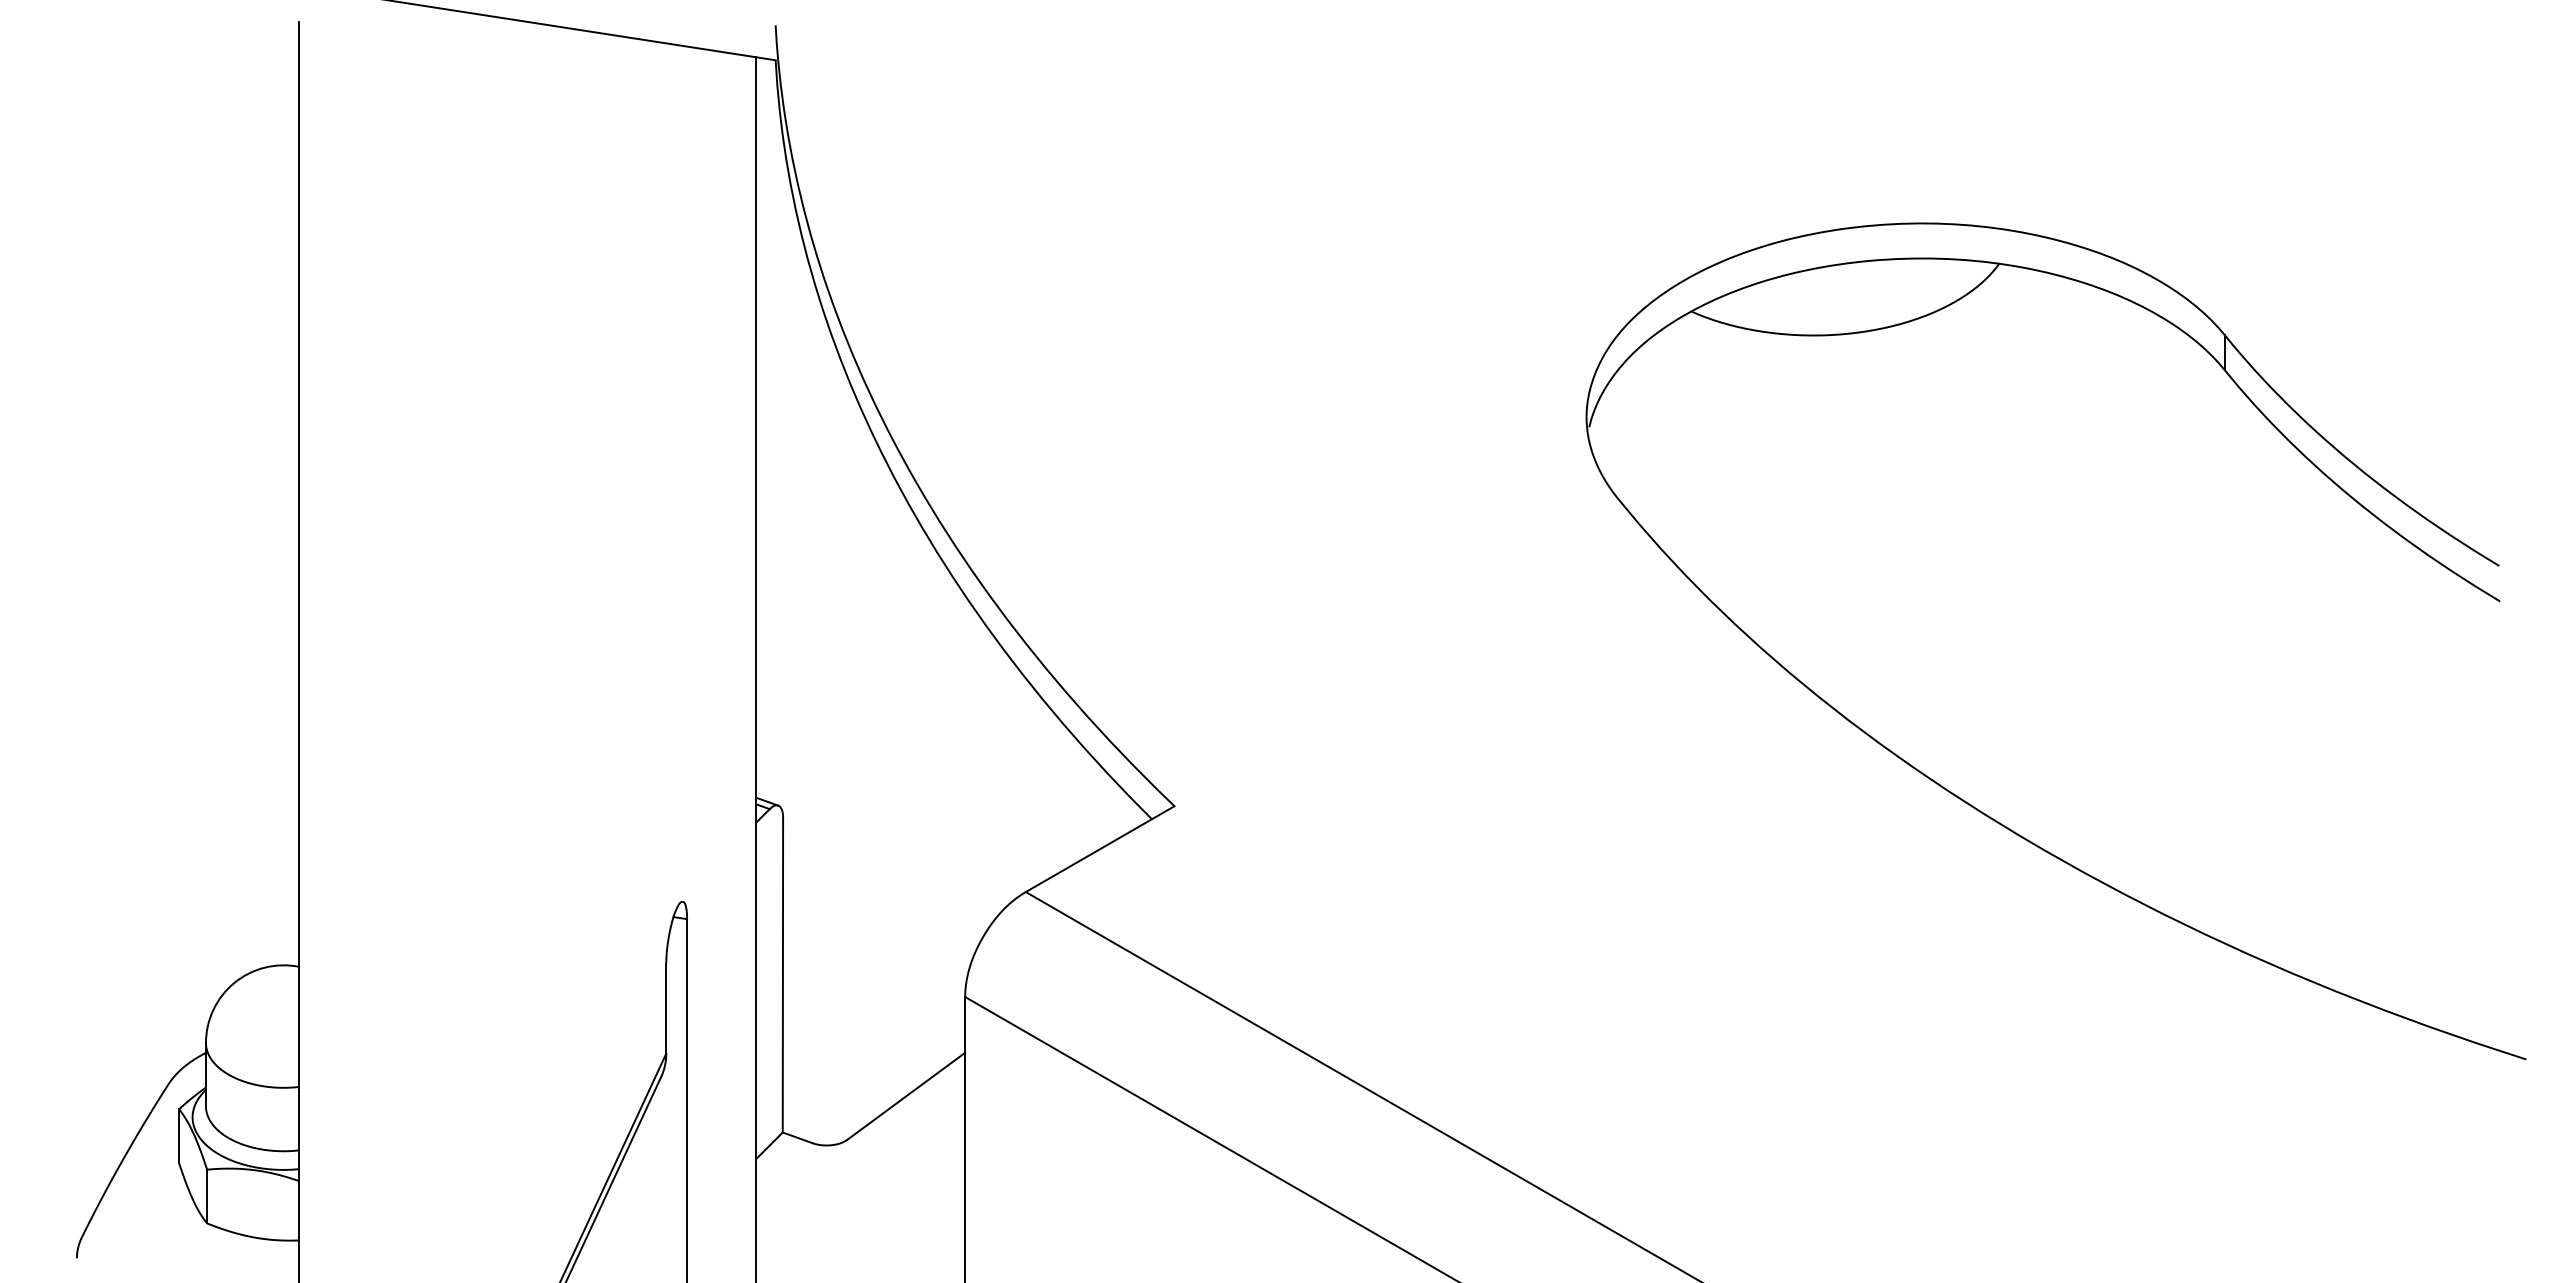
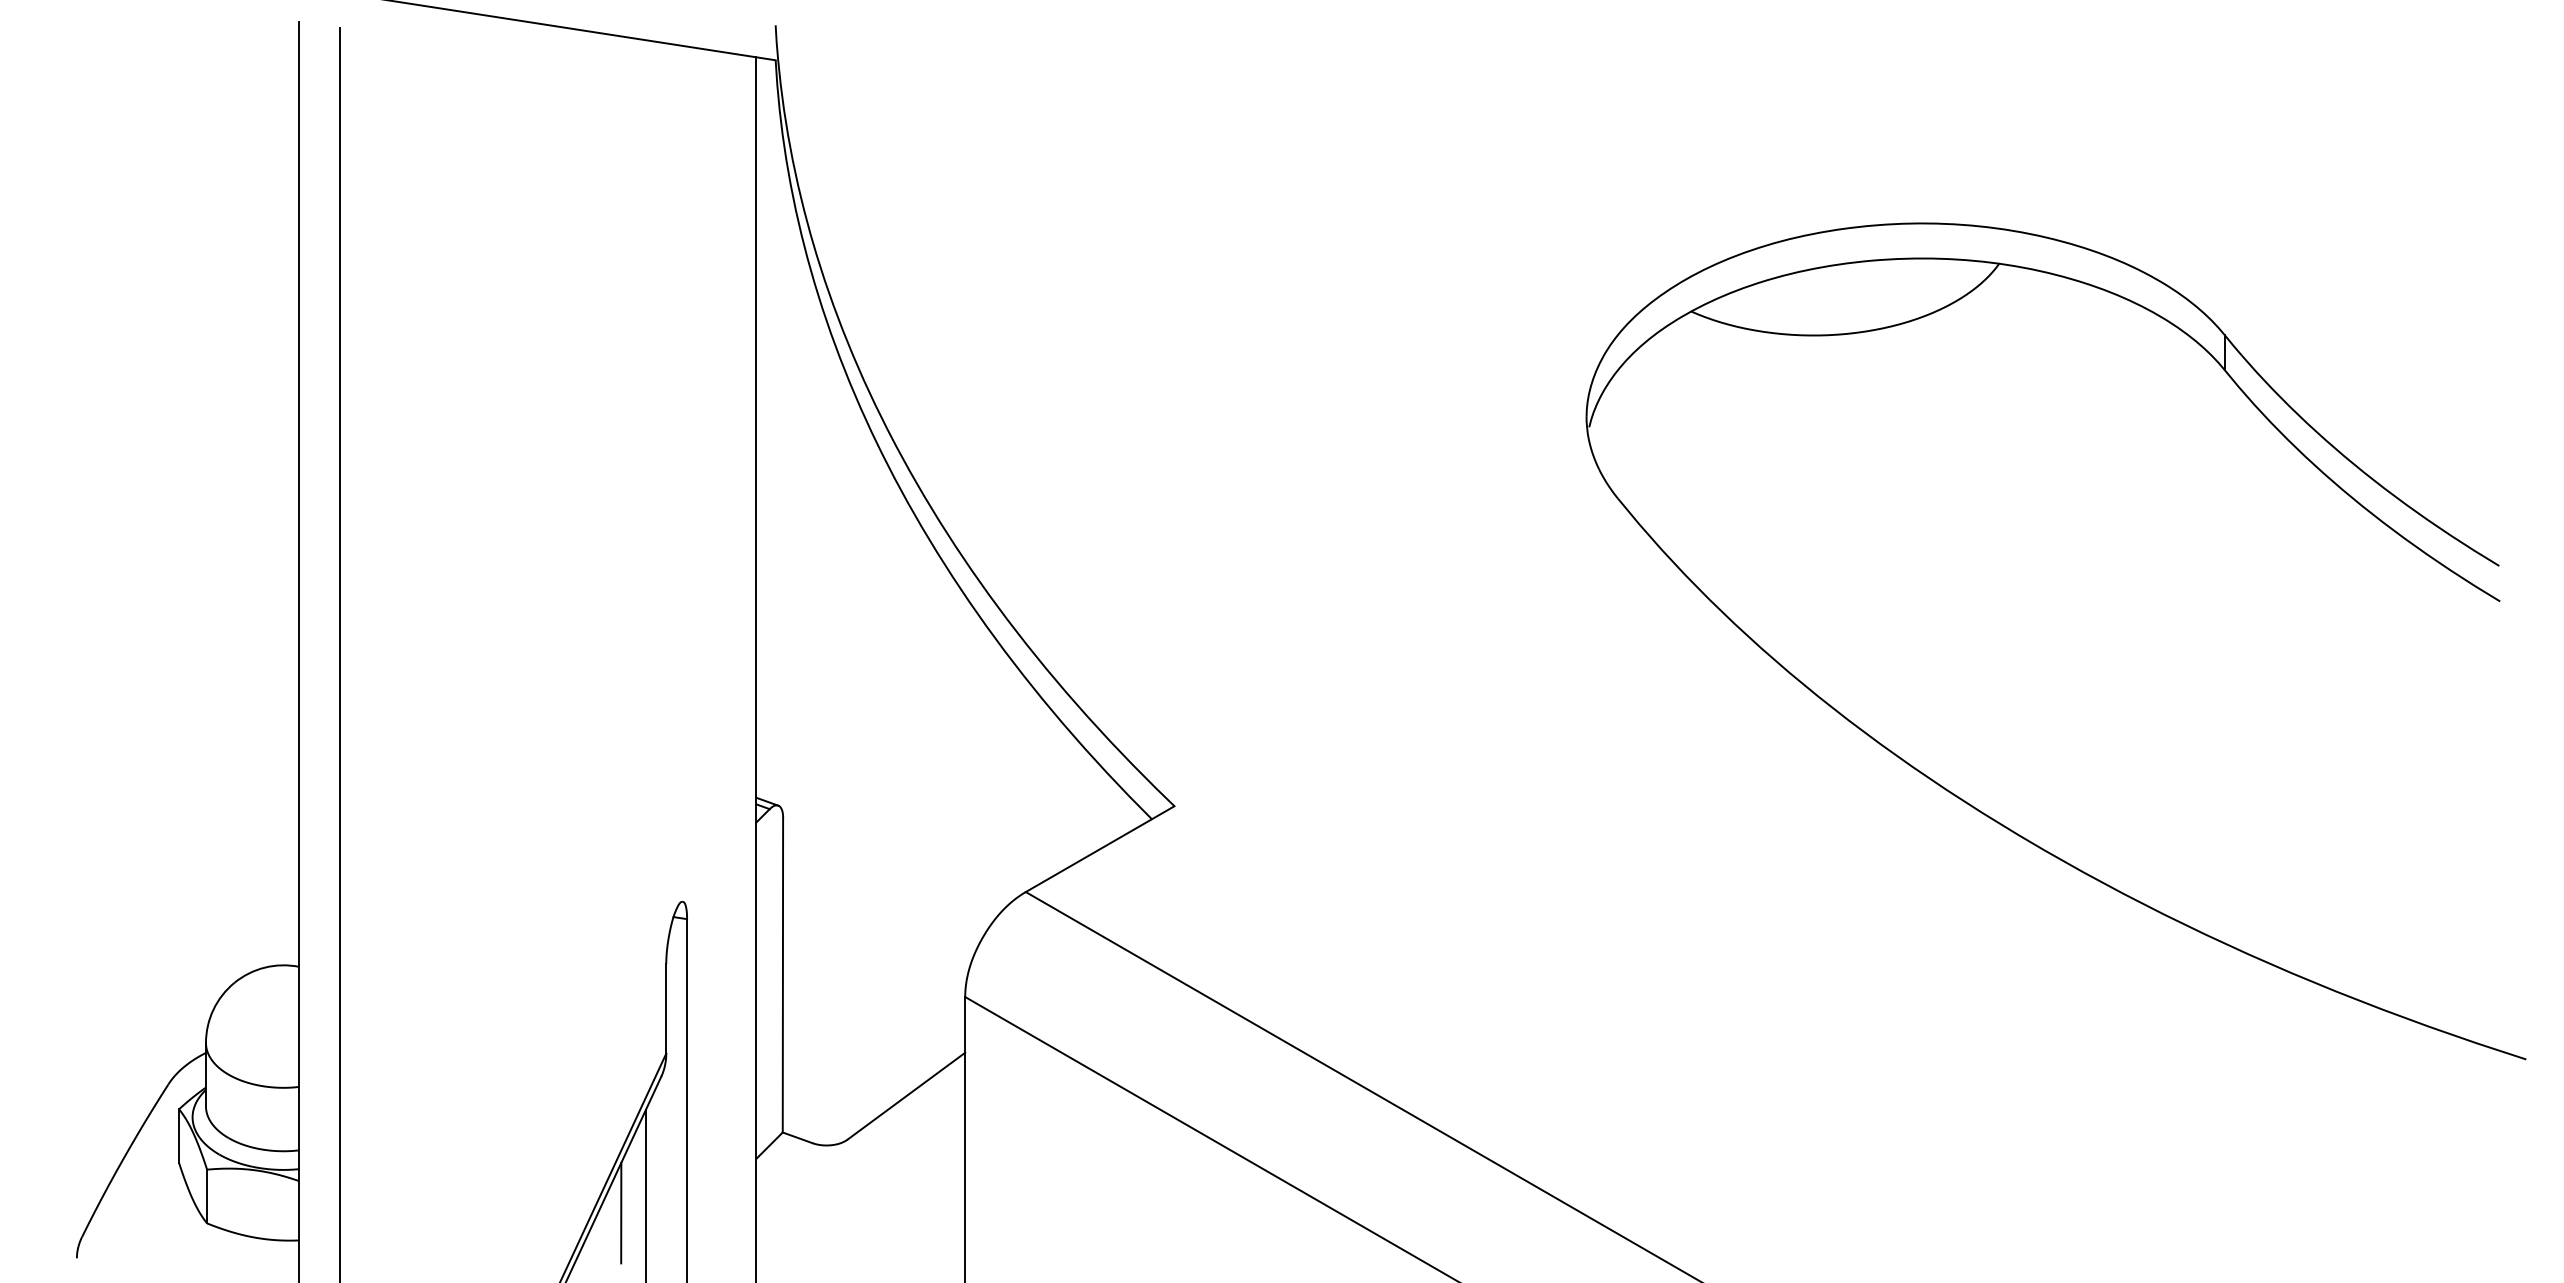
line: none -> present (340, 653)
line: none -> present (645, 1194)
line: none -> present (621, 1212)
